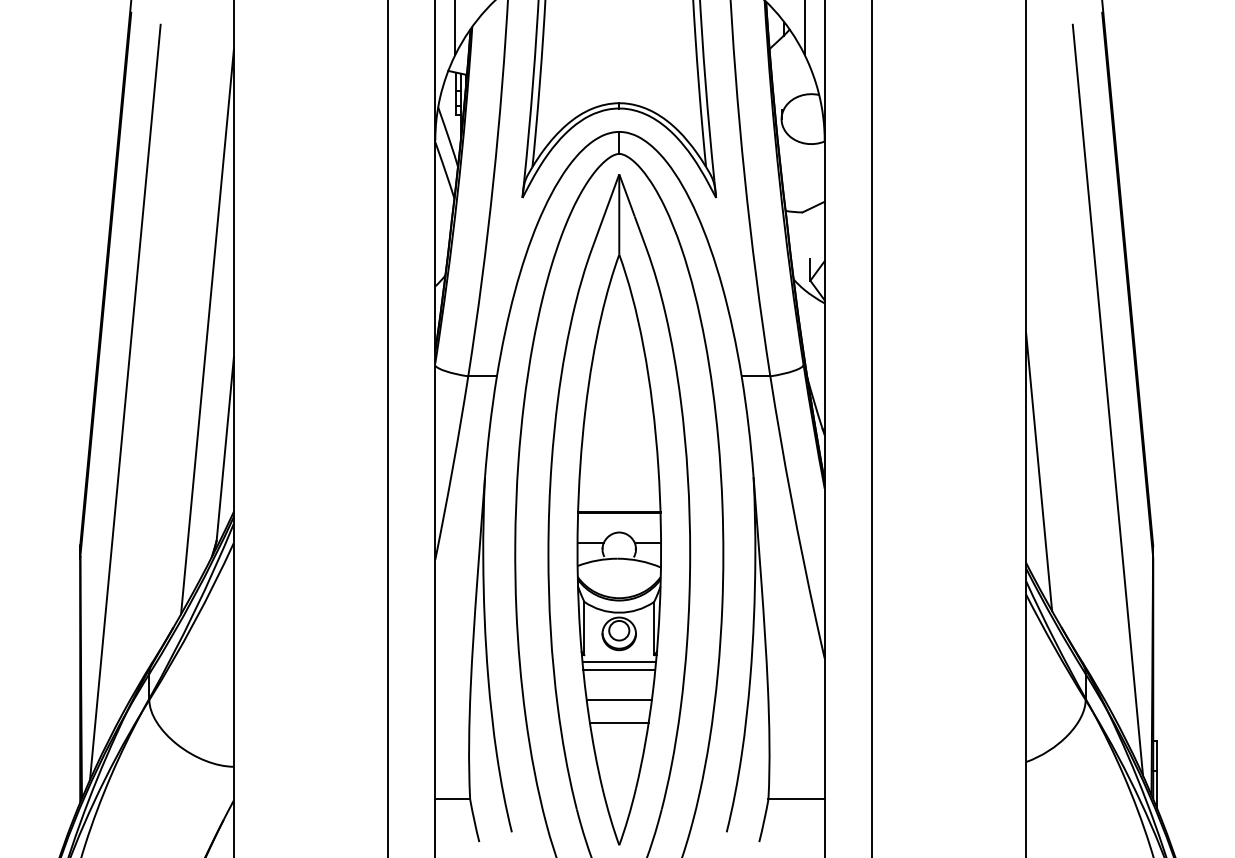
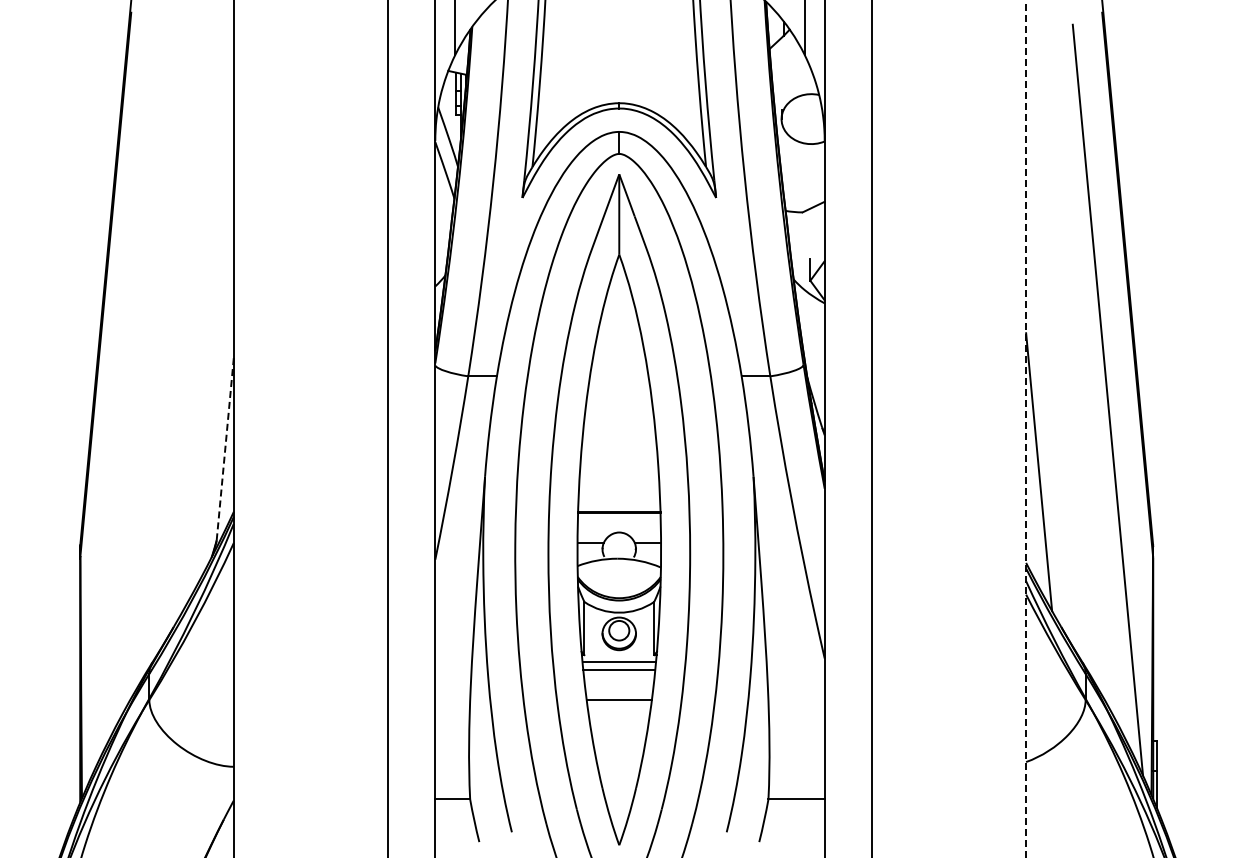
line: present -> none (207, 331)
line: present -> none (125, 402)
line: solid -> dashed (1026, 428)
line: solid -> dashed (225, 448)
line: present -> none (618, 722)
